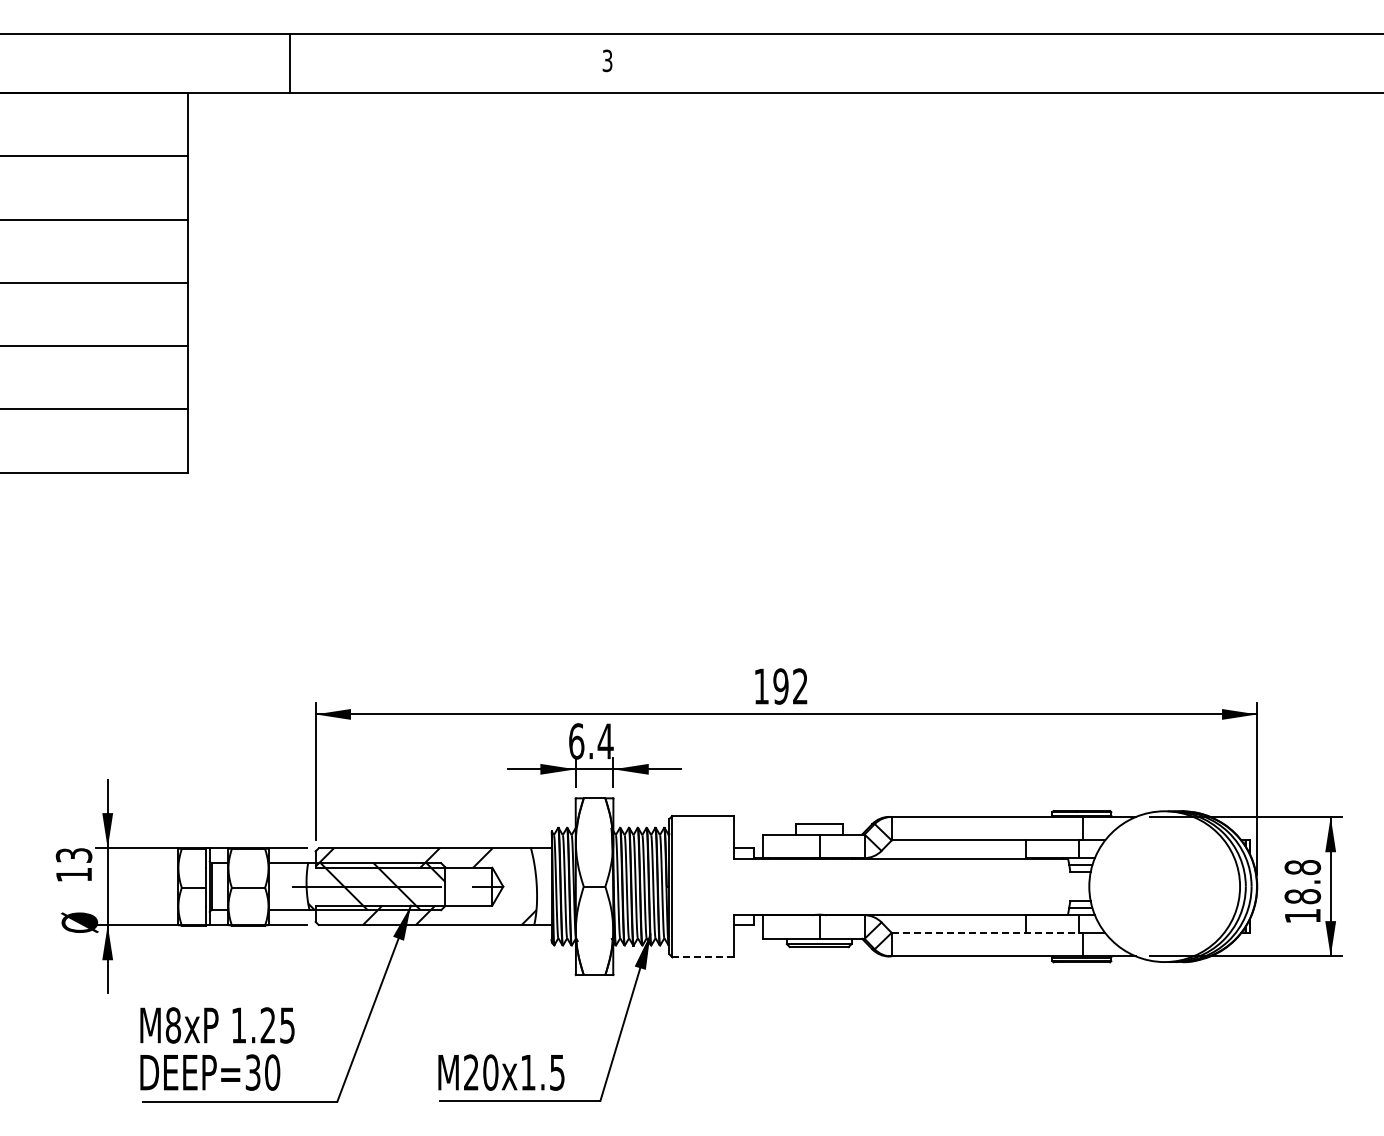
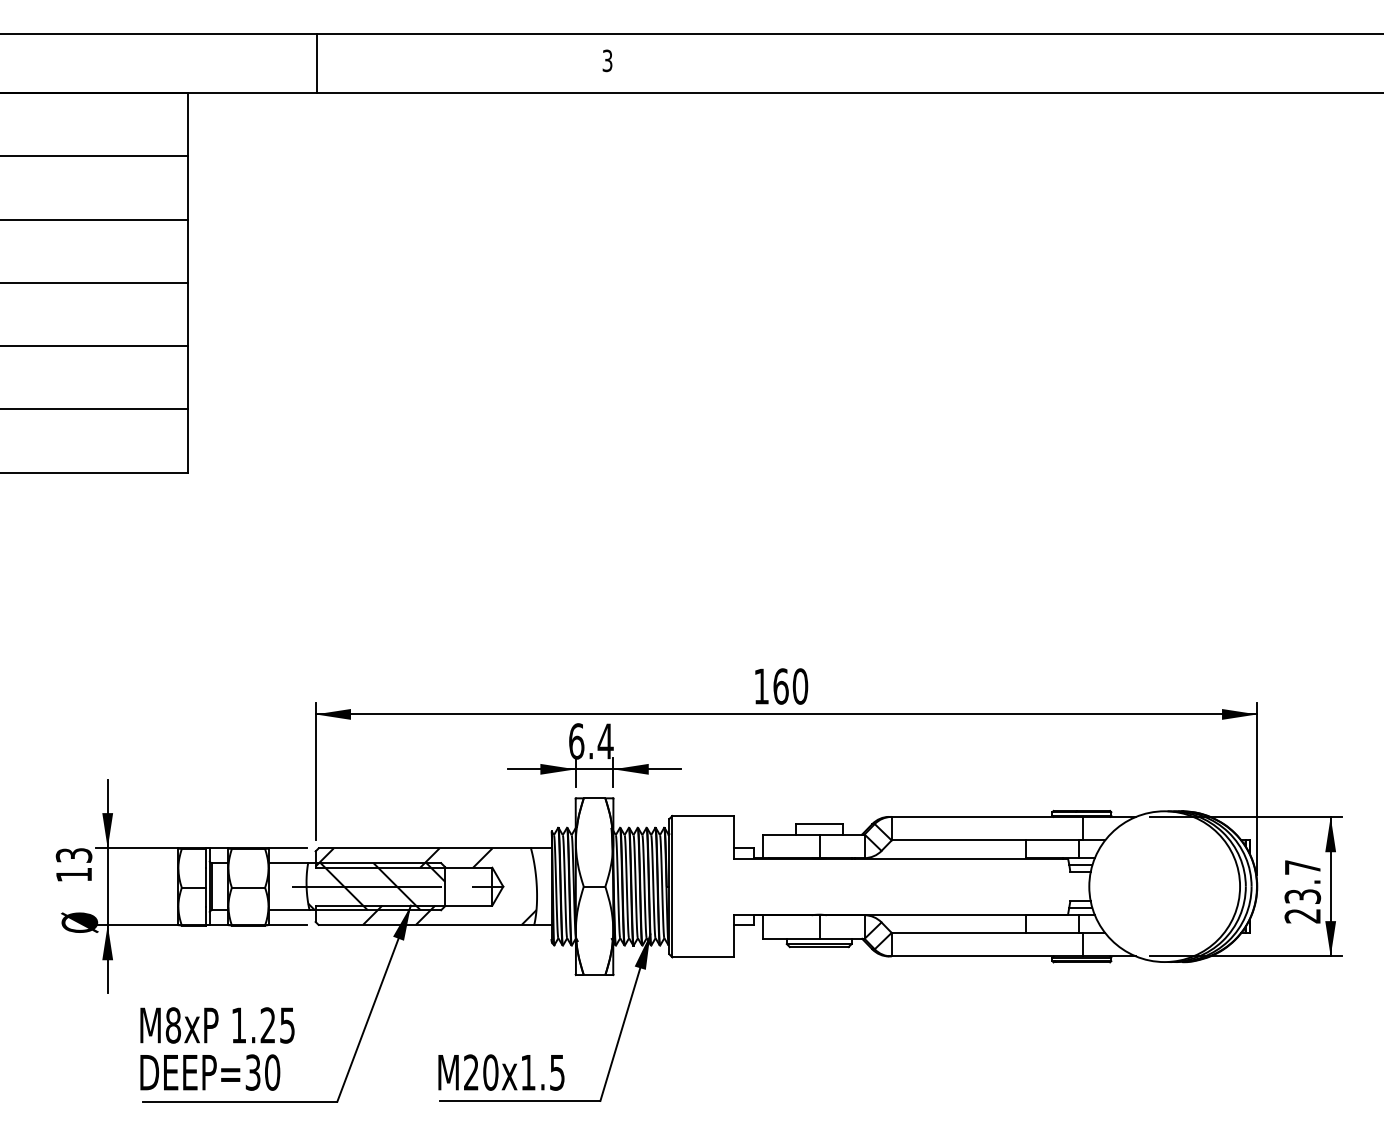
line position: (289, 63) -> (316, 63) (316, 63)
text: 192 -> 160 (790, 686)
text: 18.8 -> 23.7 (1302, 891)
line: dashed -> solid (986, 932)
line: dashed -> solid (703, 957)
